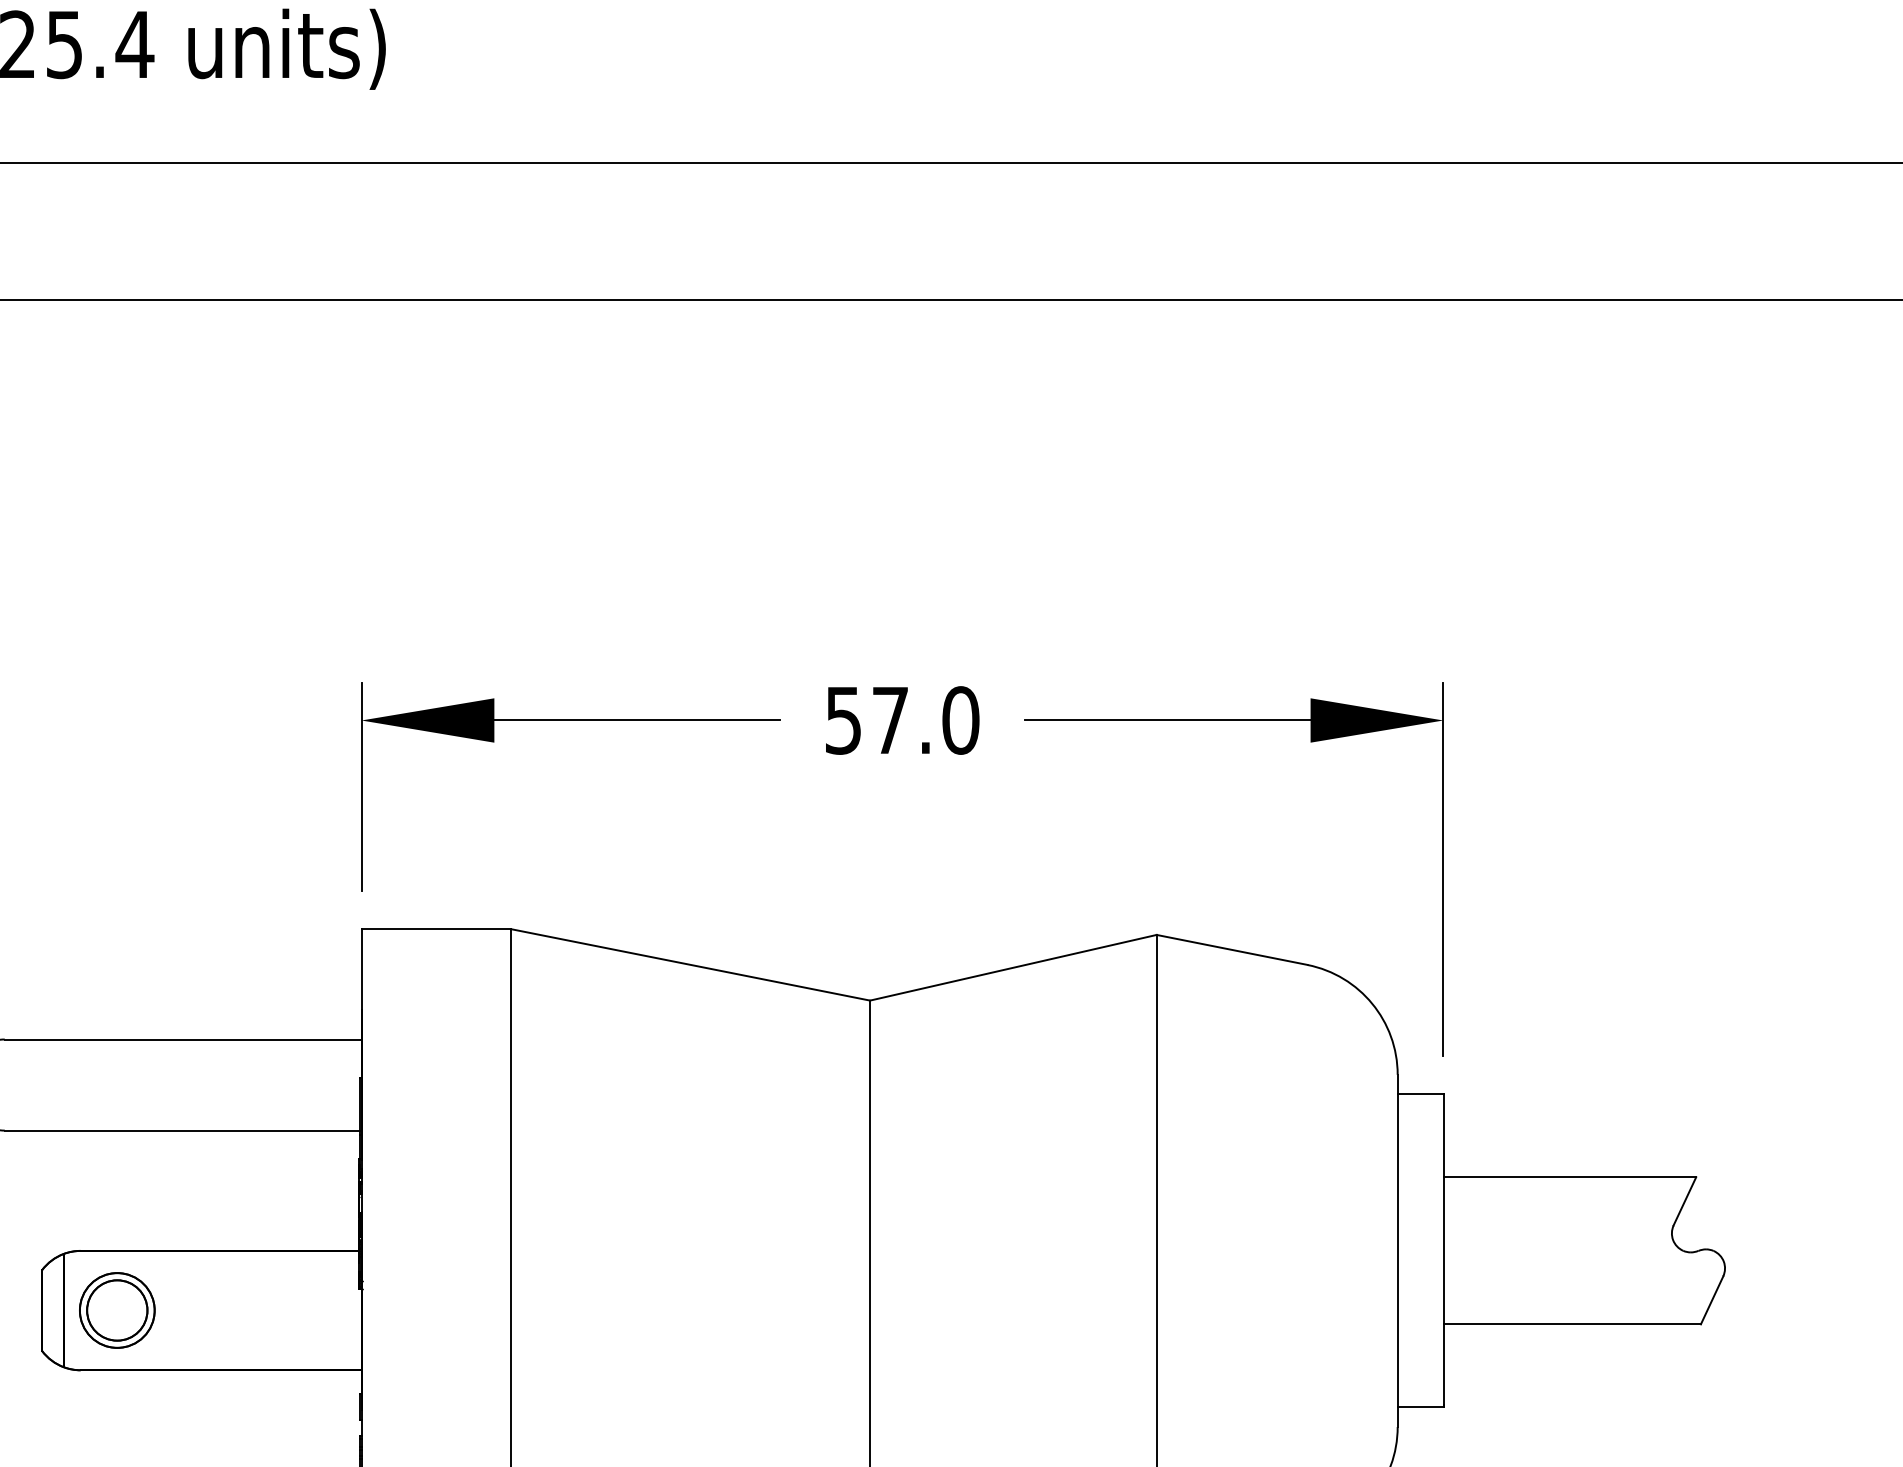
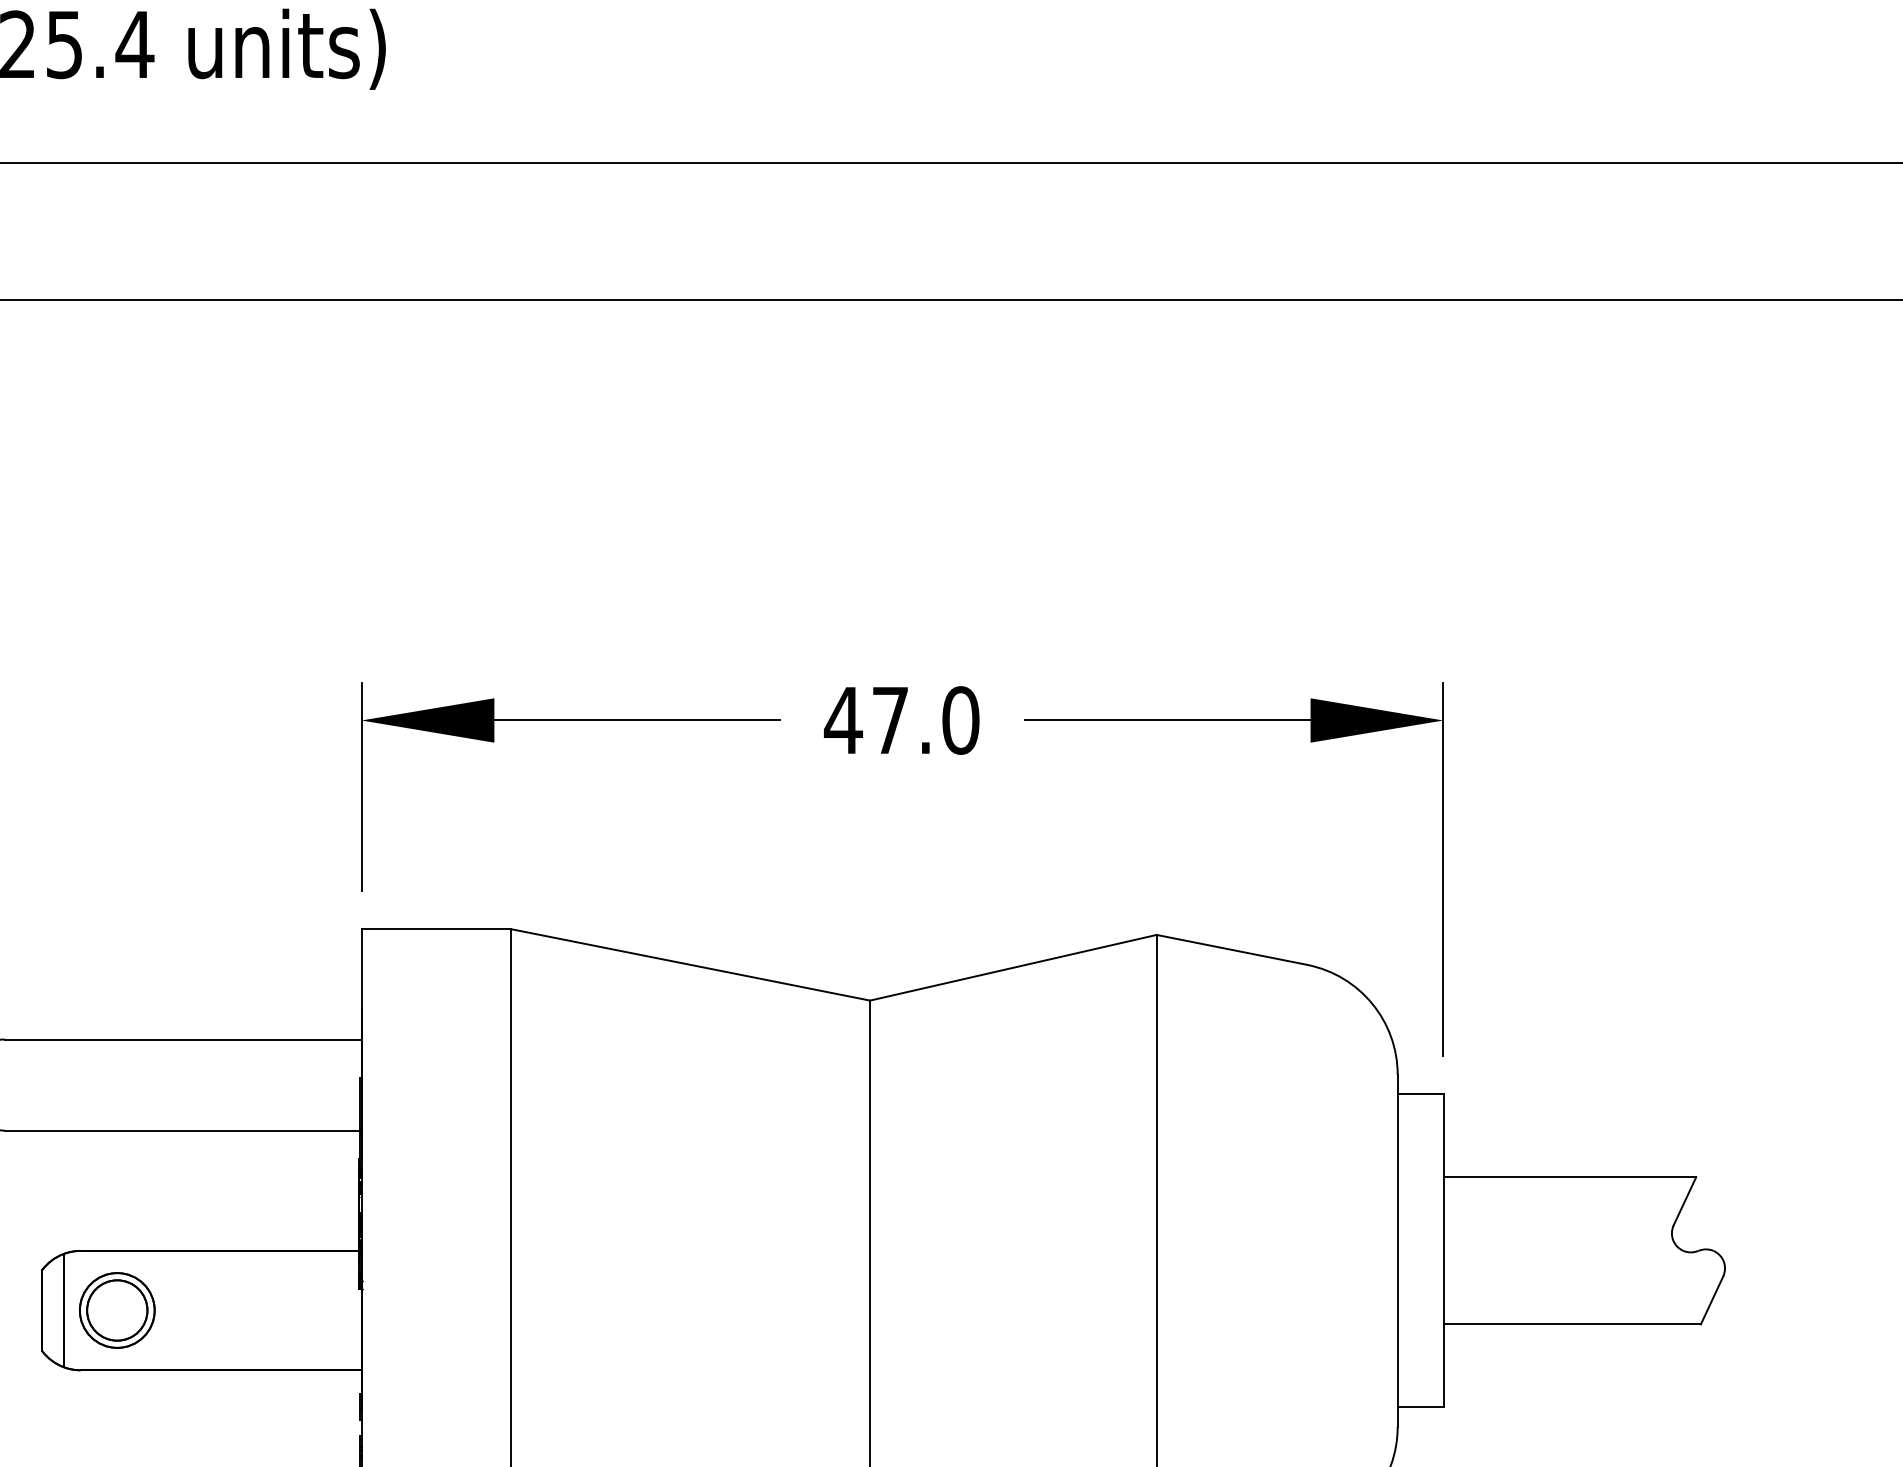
text: 57.0 -> 47.0 (842, 720)
